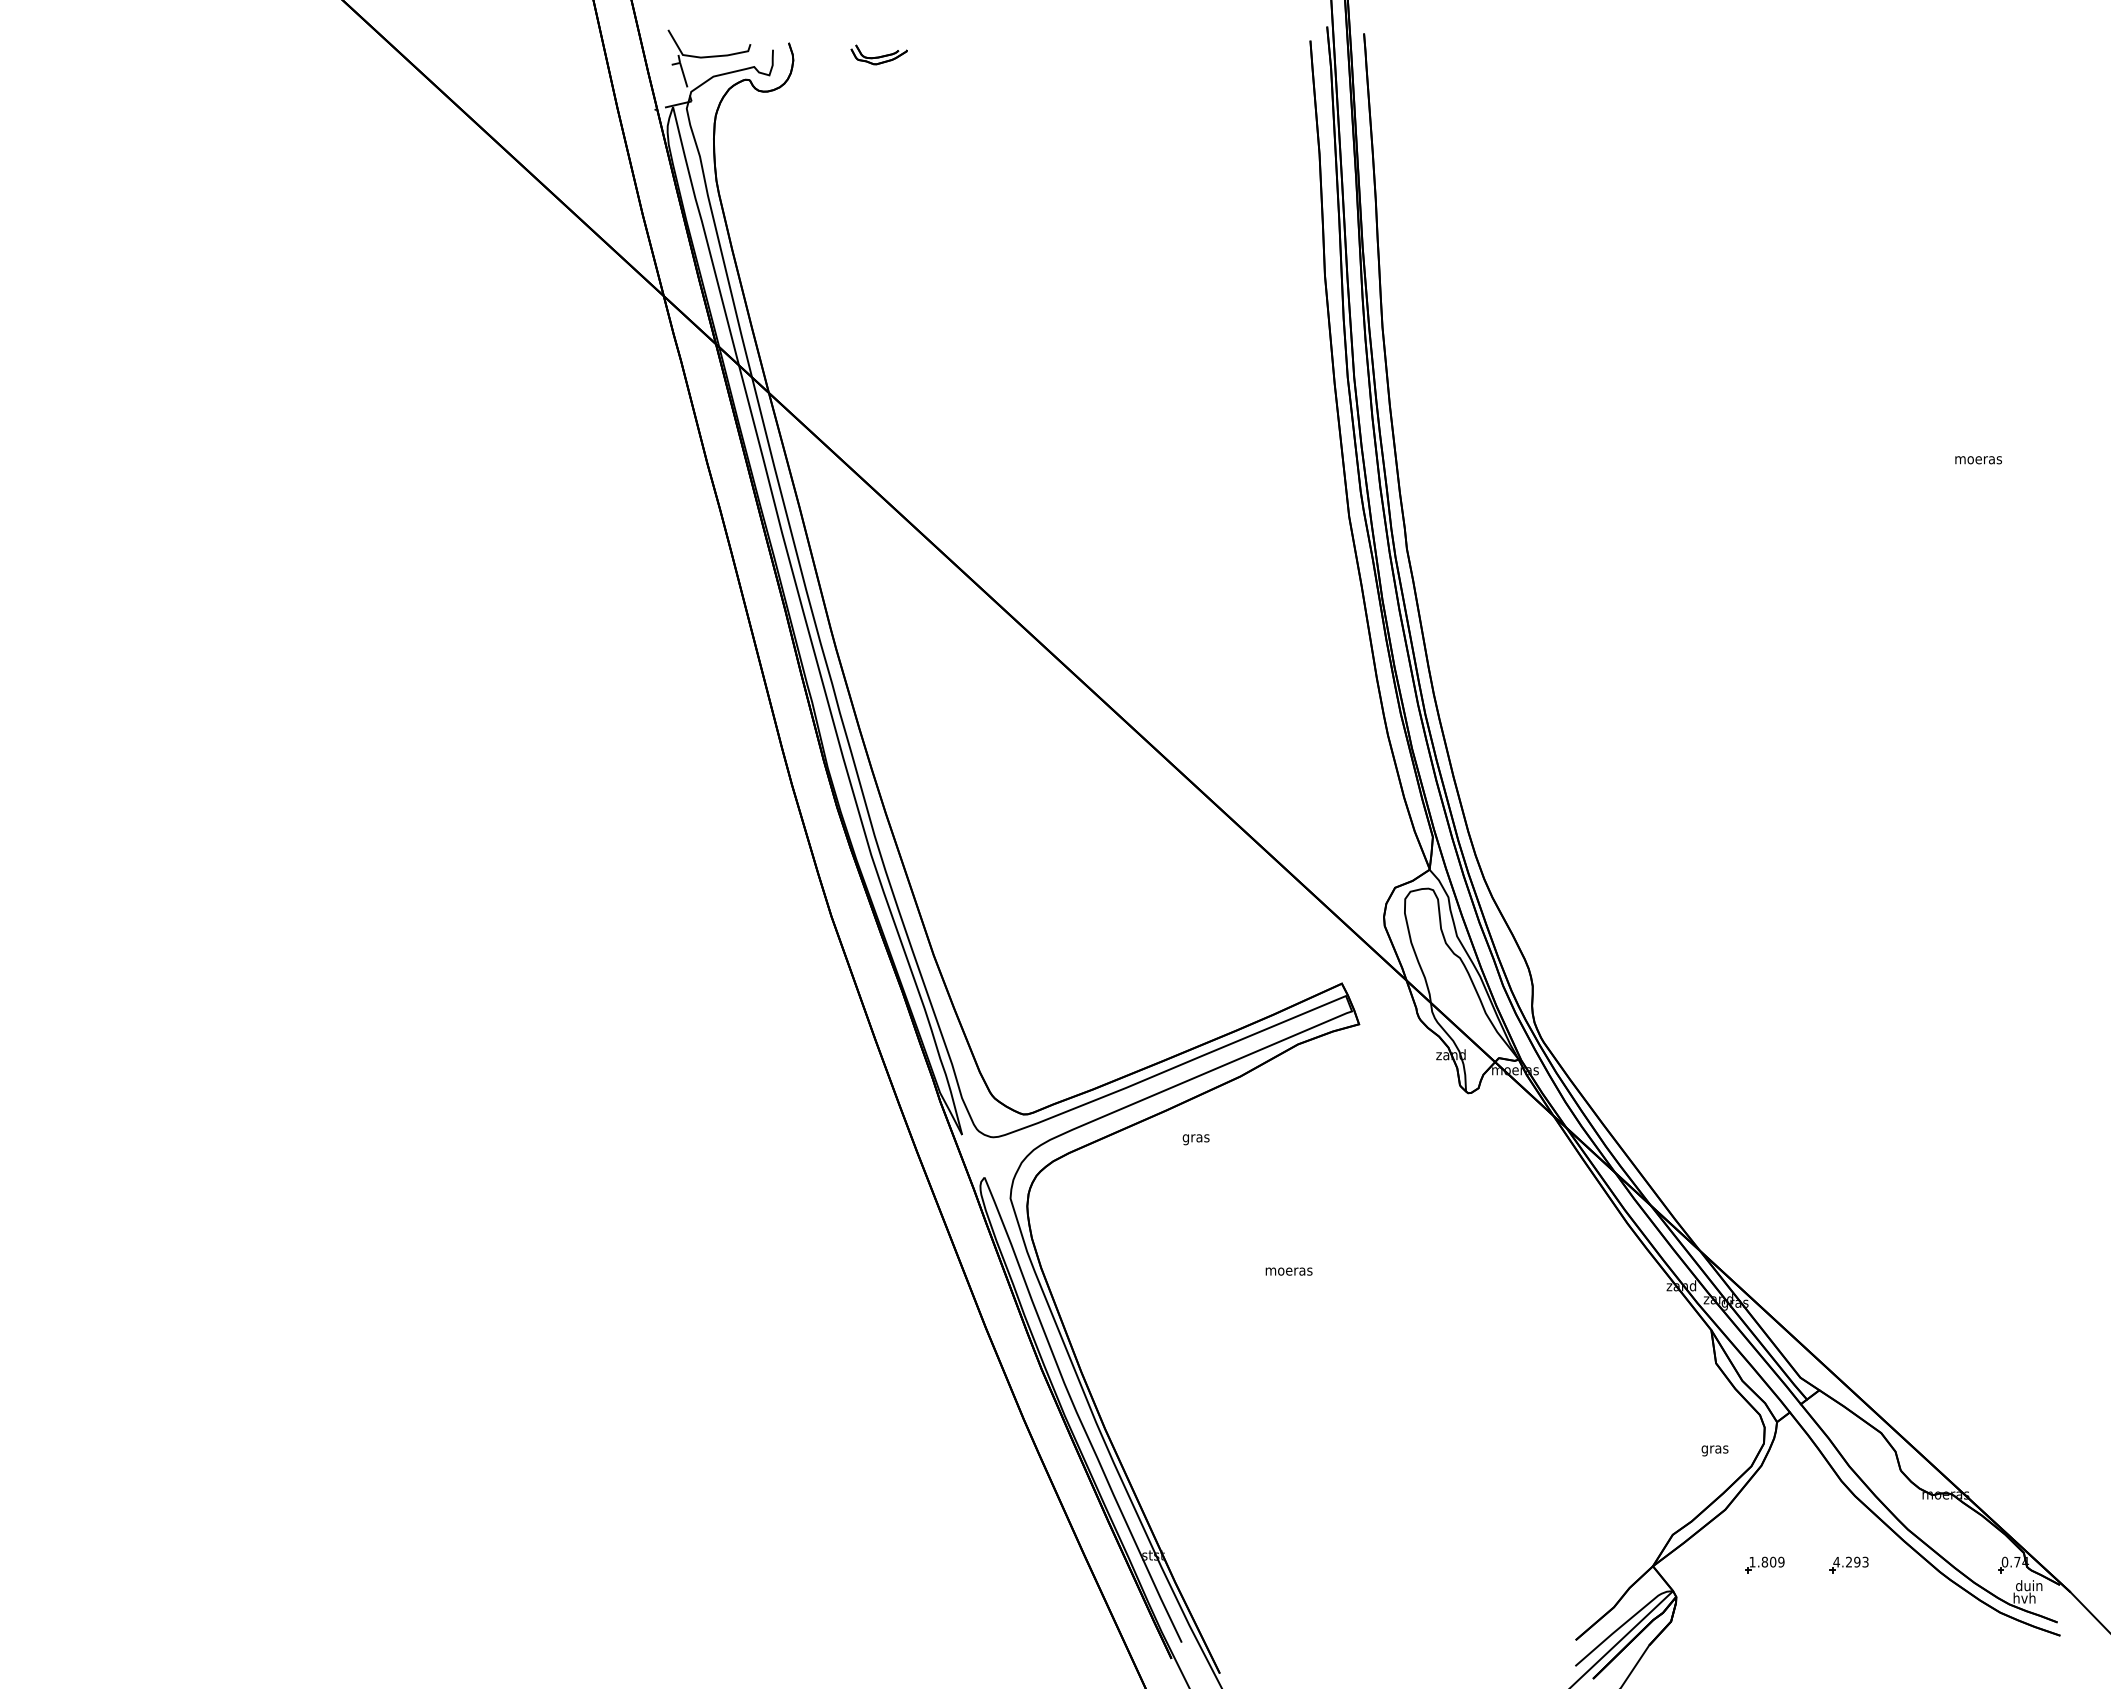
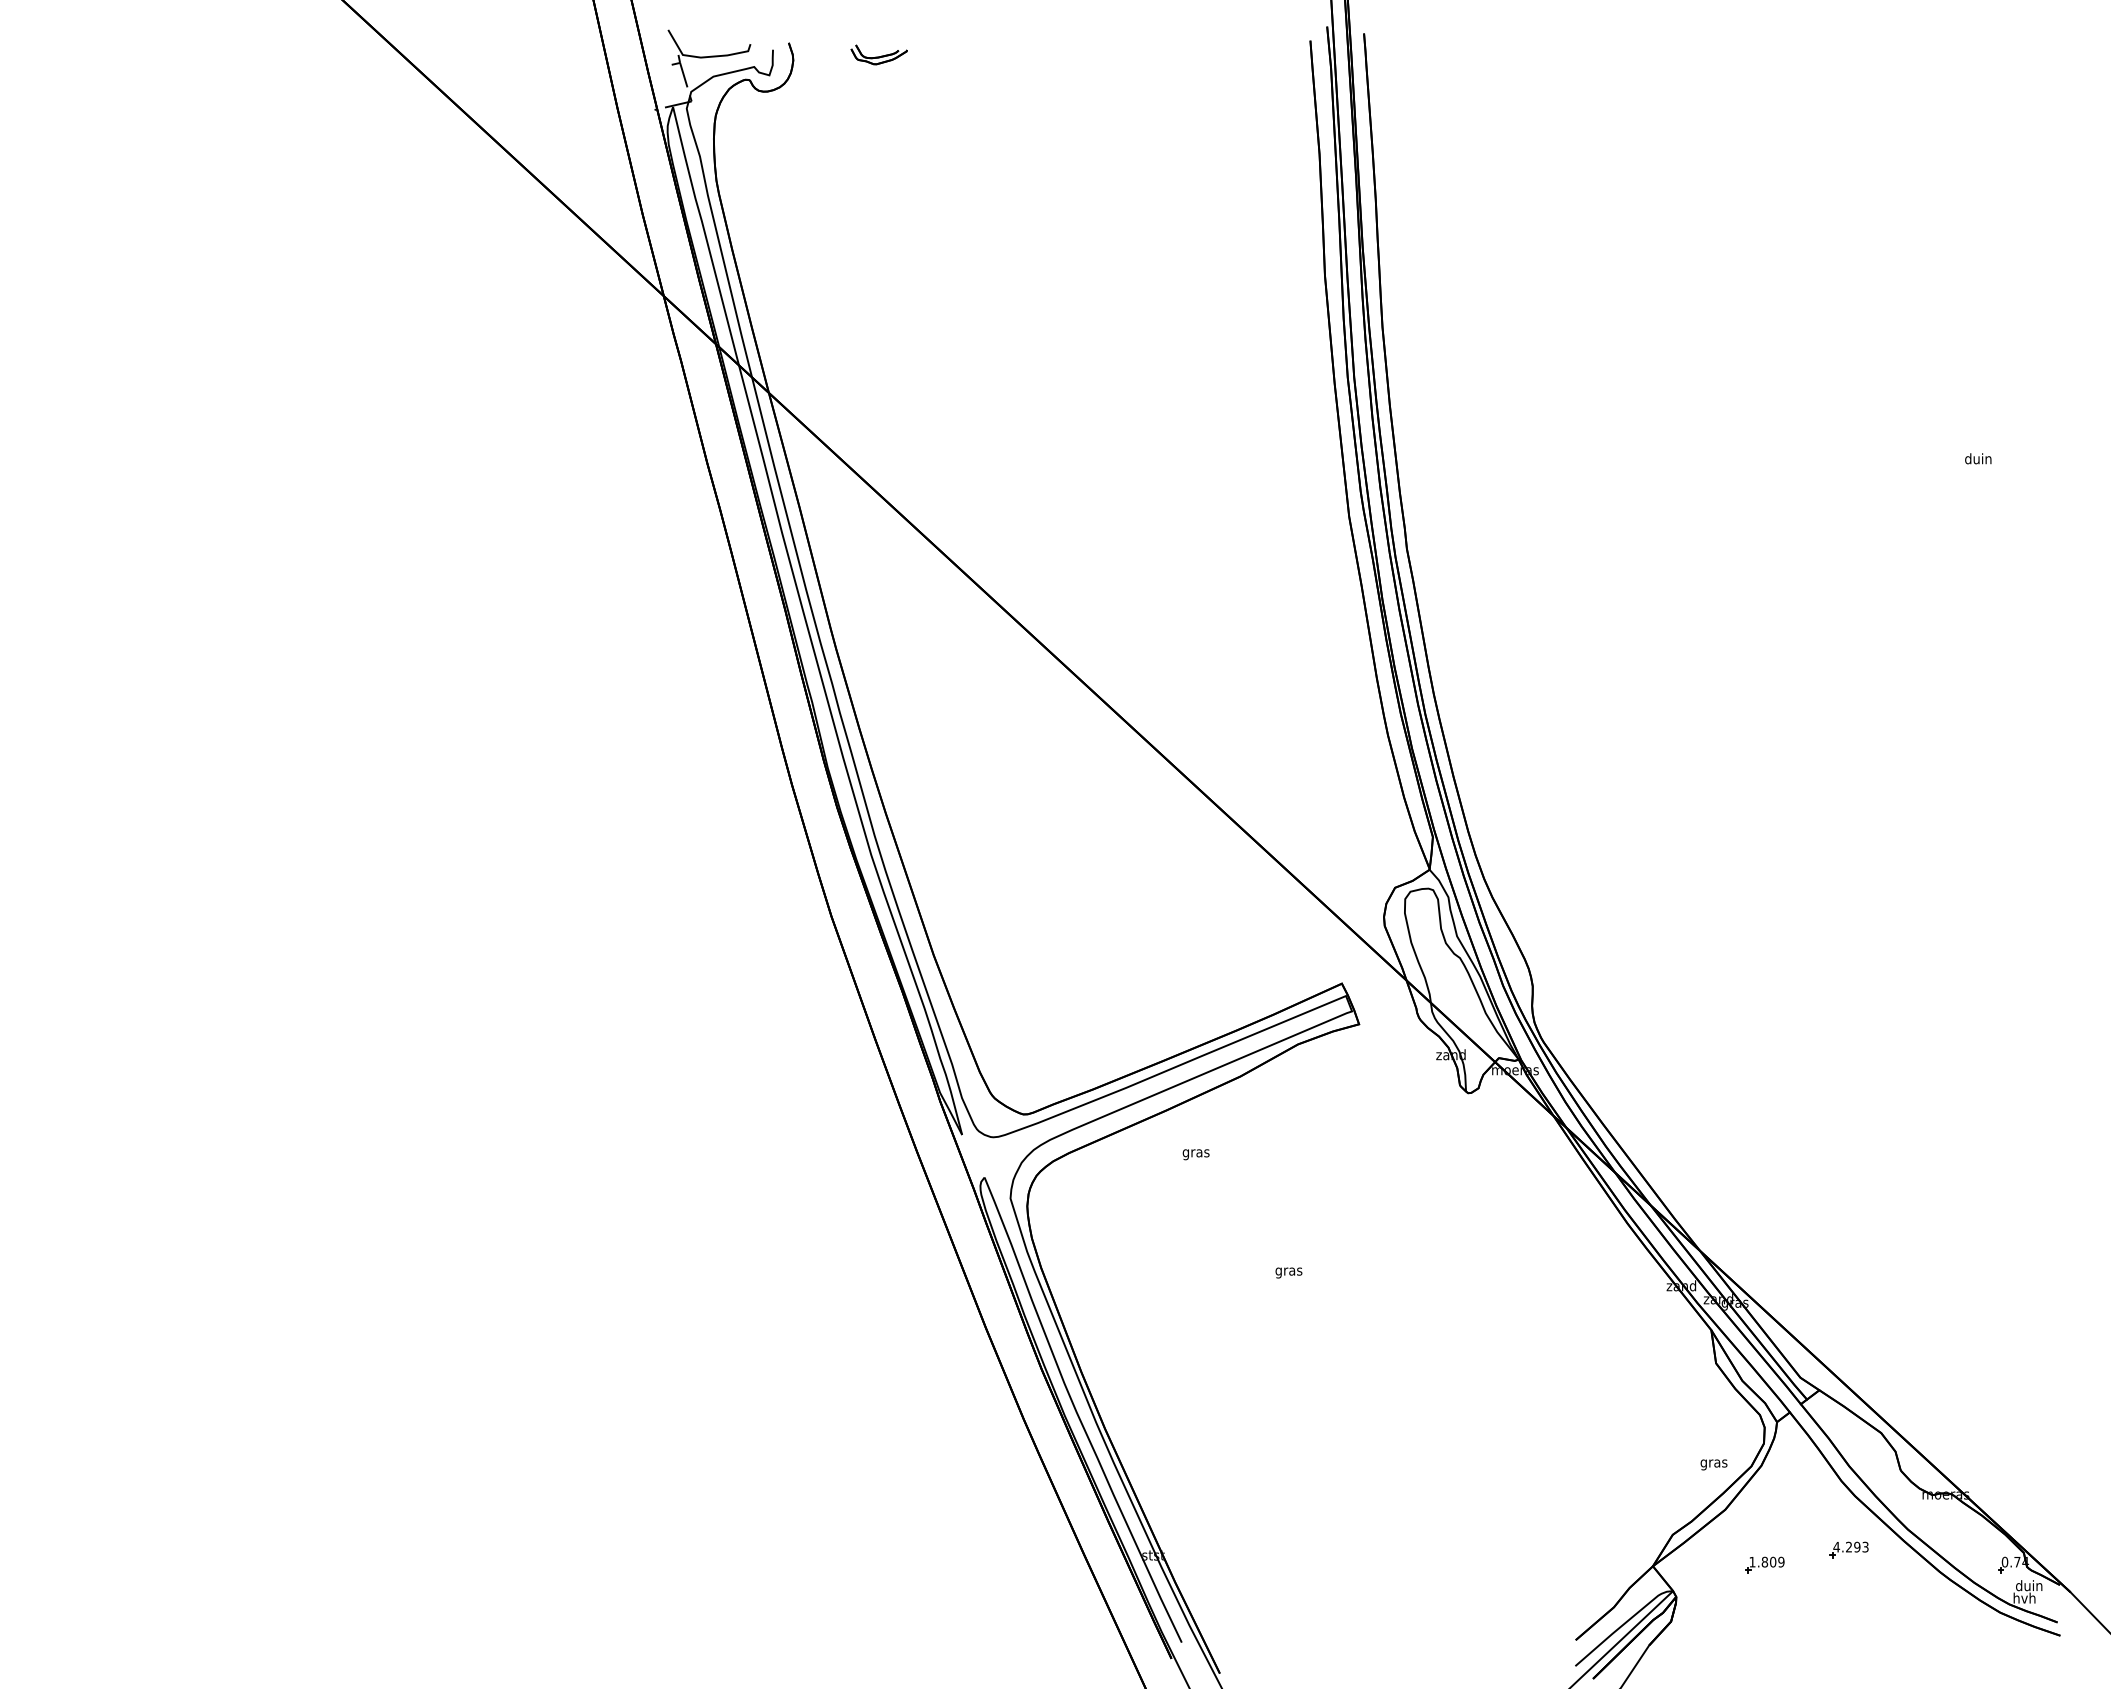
text: moeras -> duin (1978, 458)
text position: (1195, 1139) -> (1195, 1154) (1195, 1154)
text: moeras -> gras (1288, 1272)
text position: (1714, 1450) -> (1713, 1464) (1713, 1464)
part position: (1848, 1564) -> (1848, 1549) (1848, 1549)
